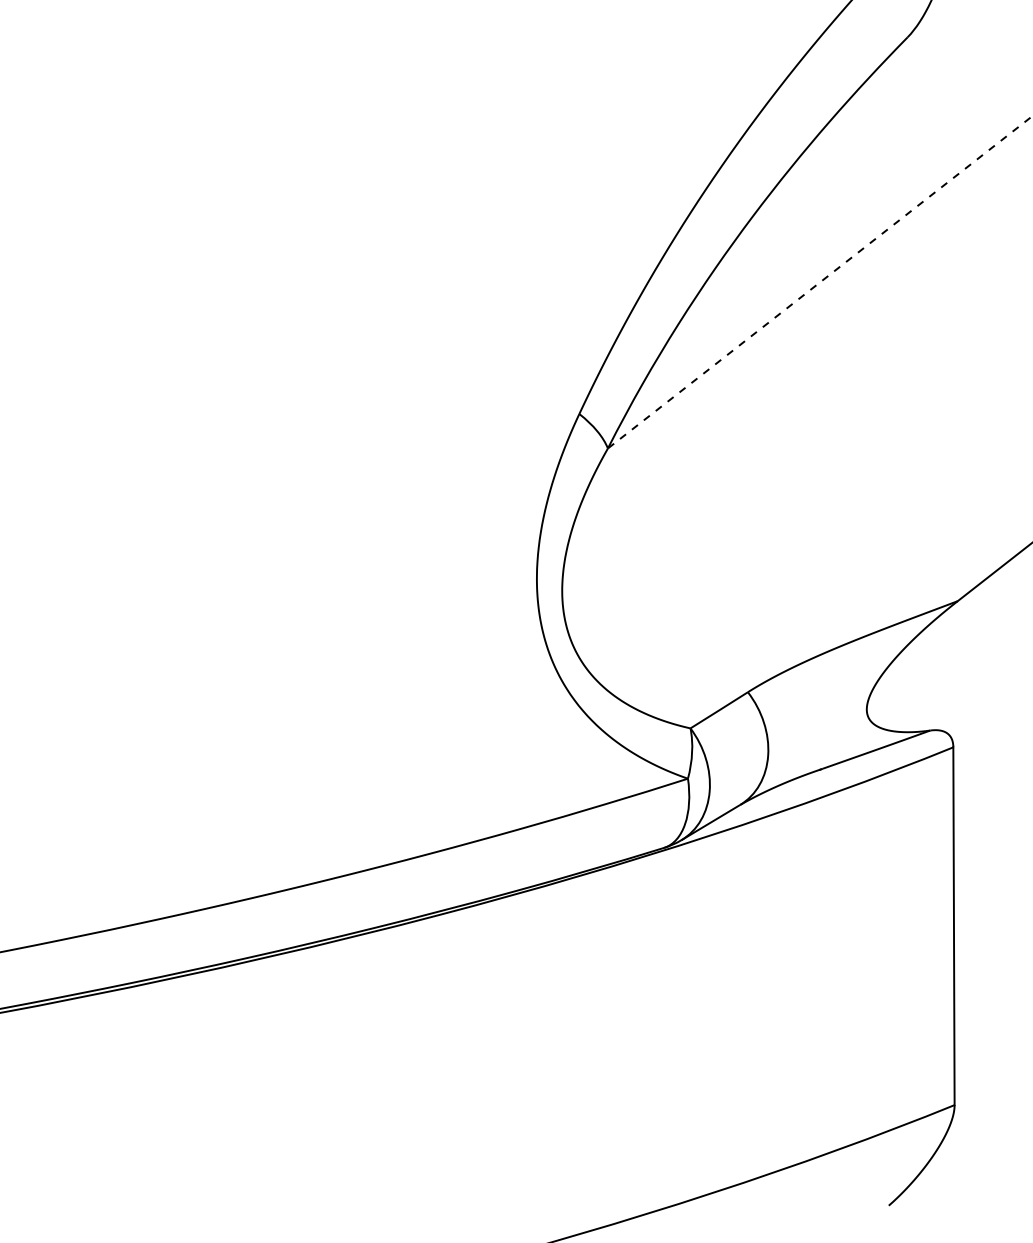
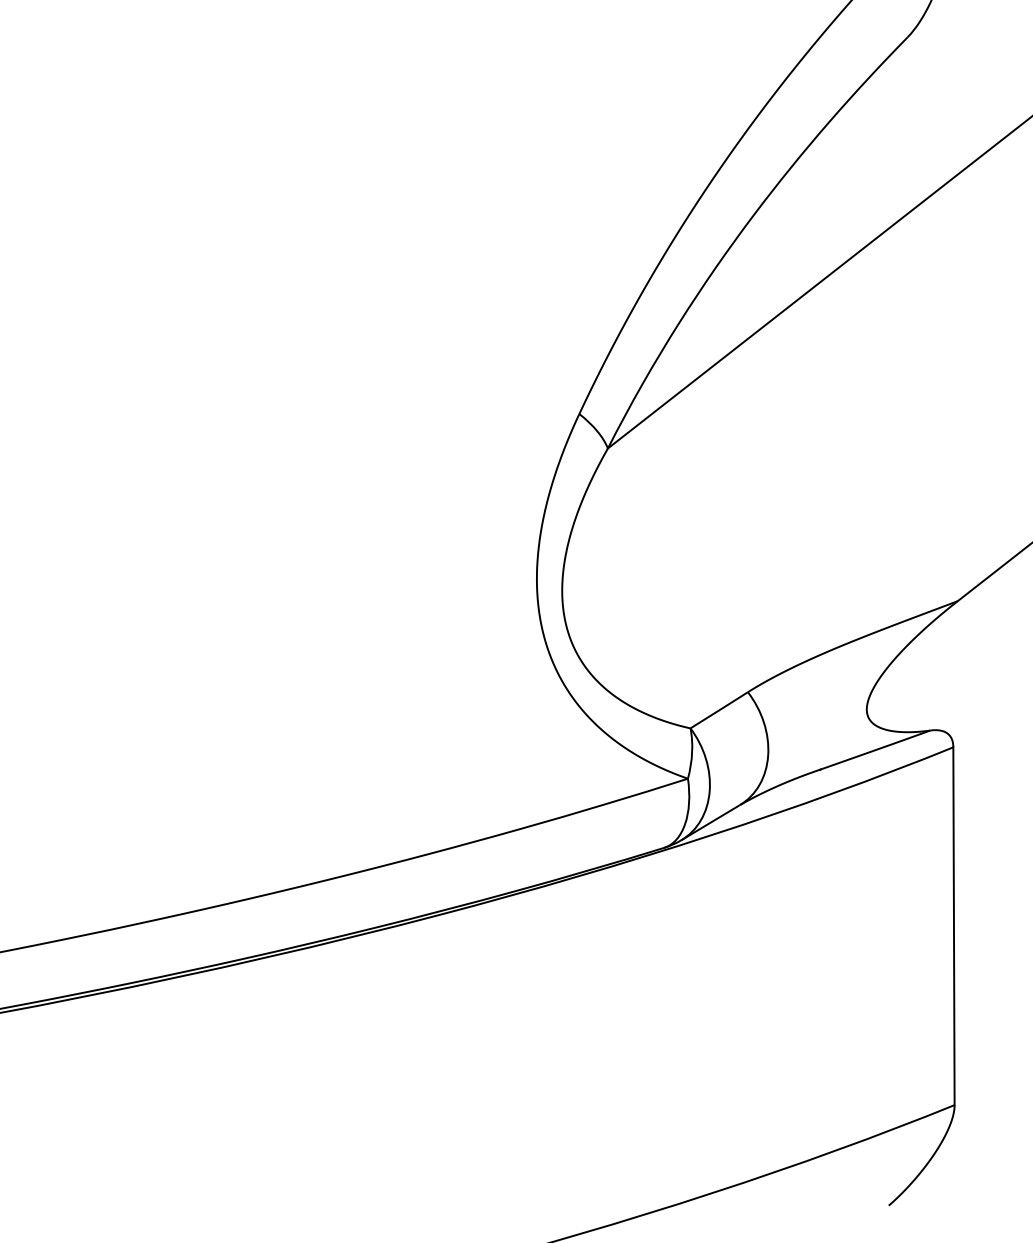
line: dashed -> solid (819, 282)
